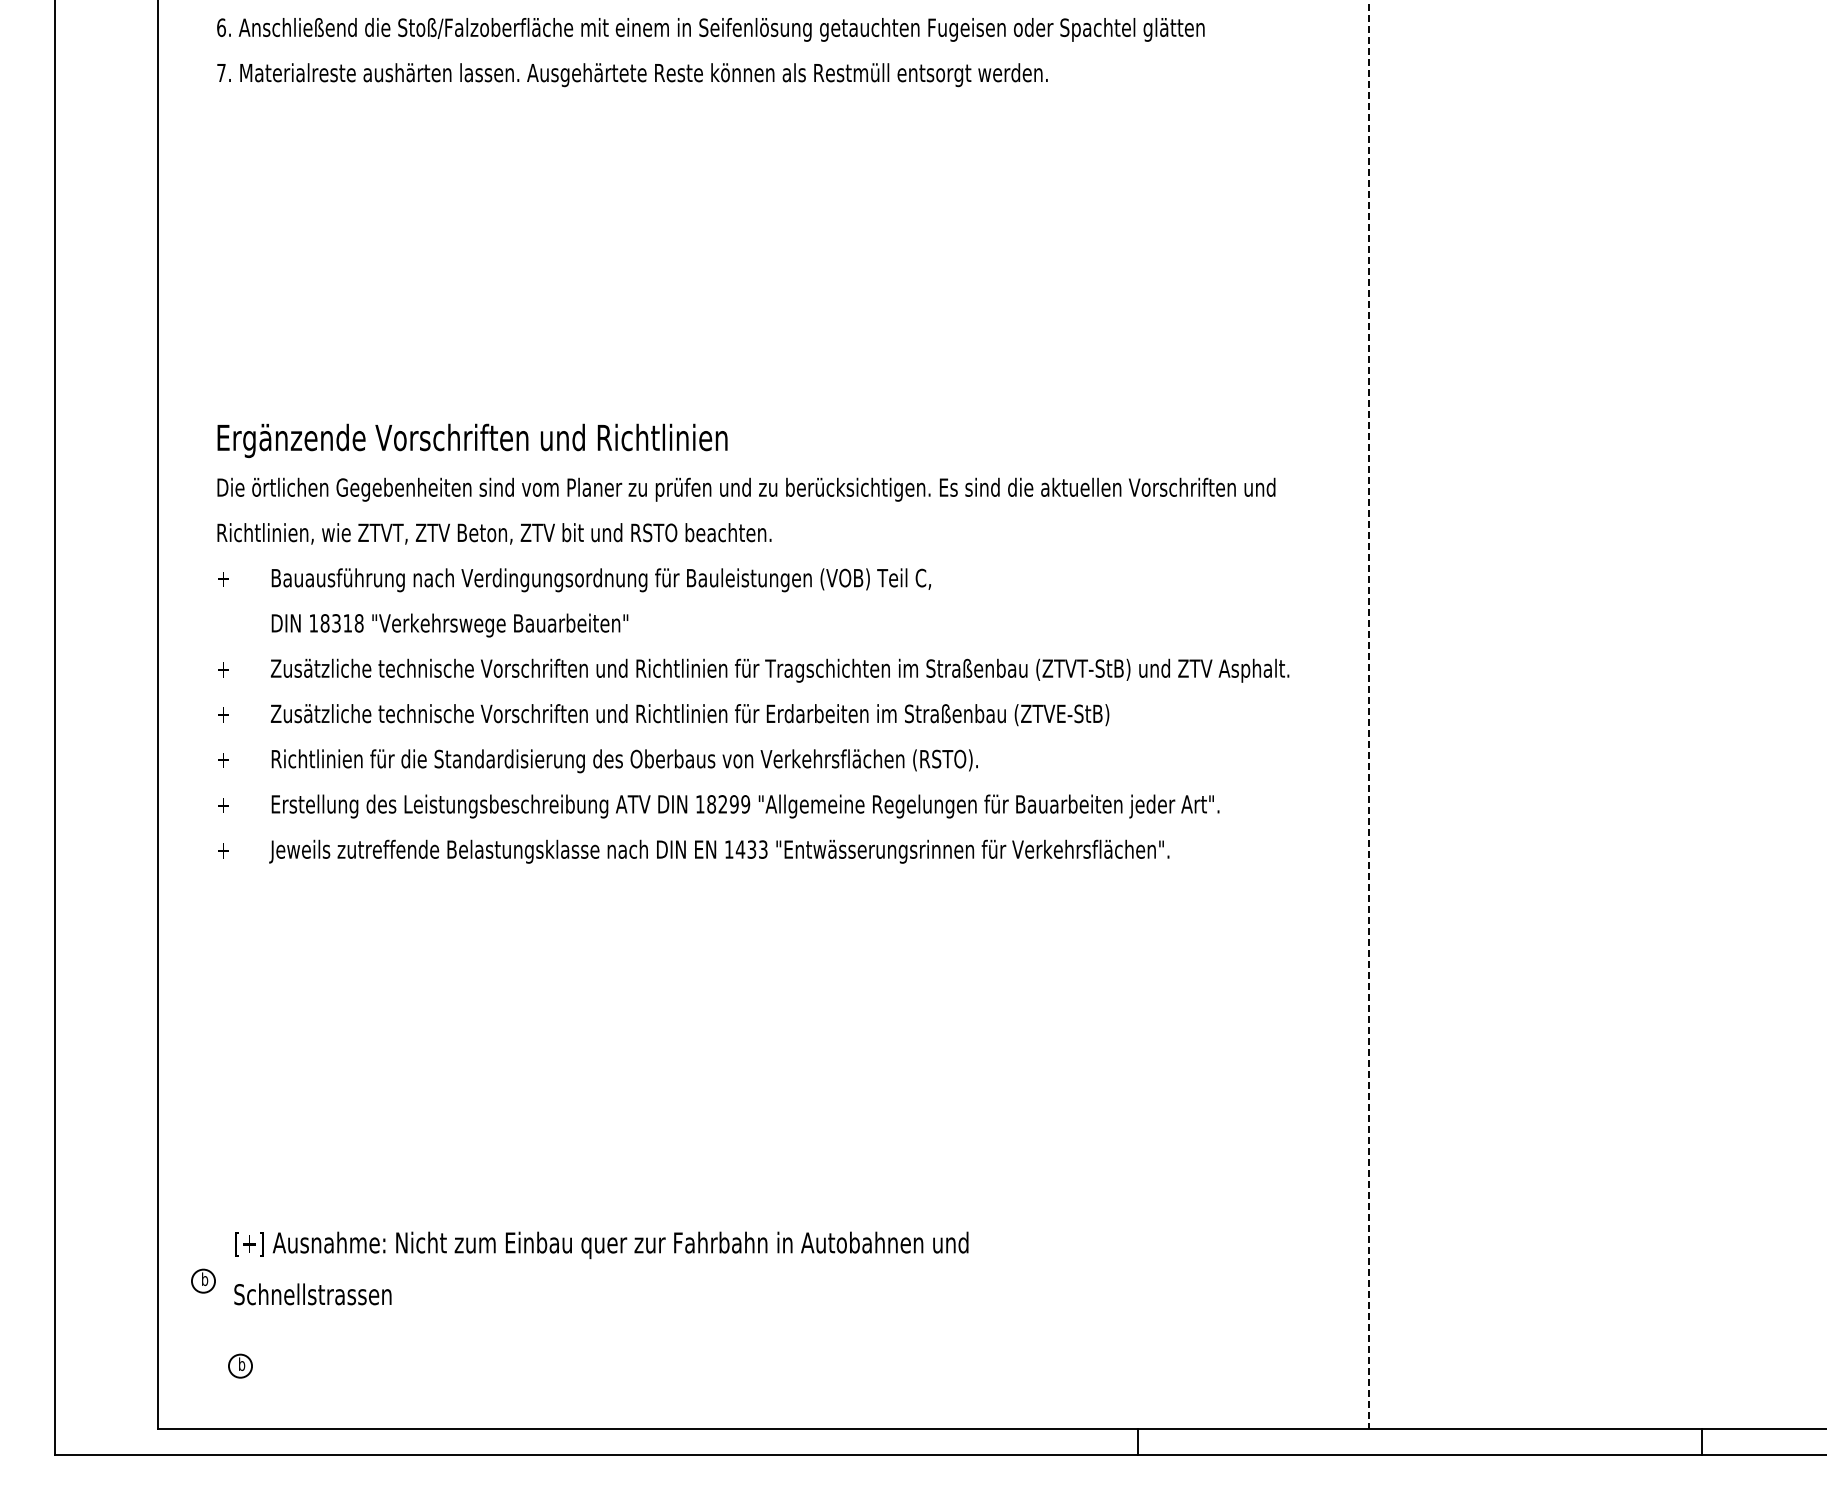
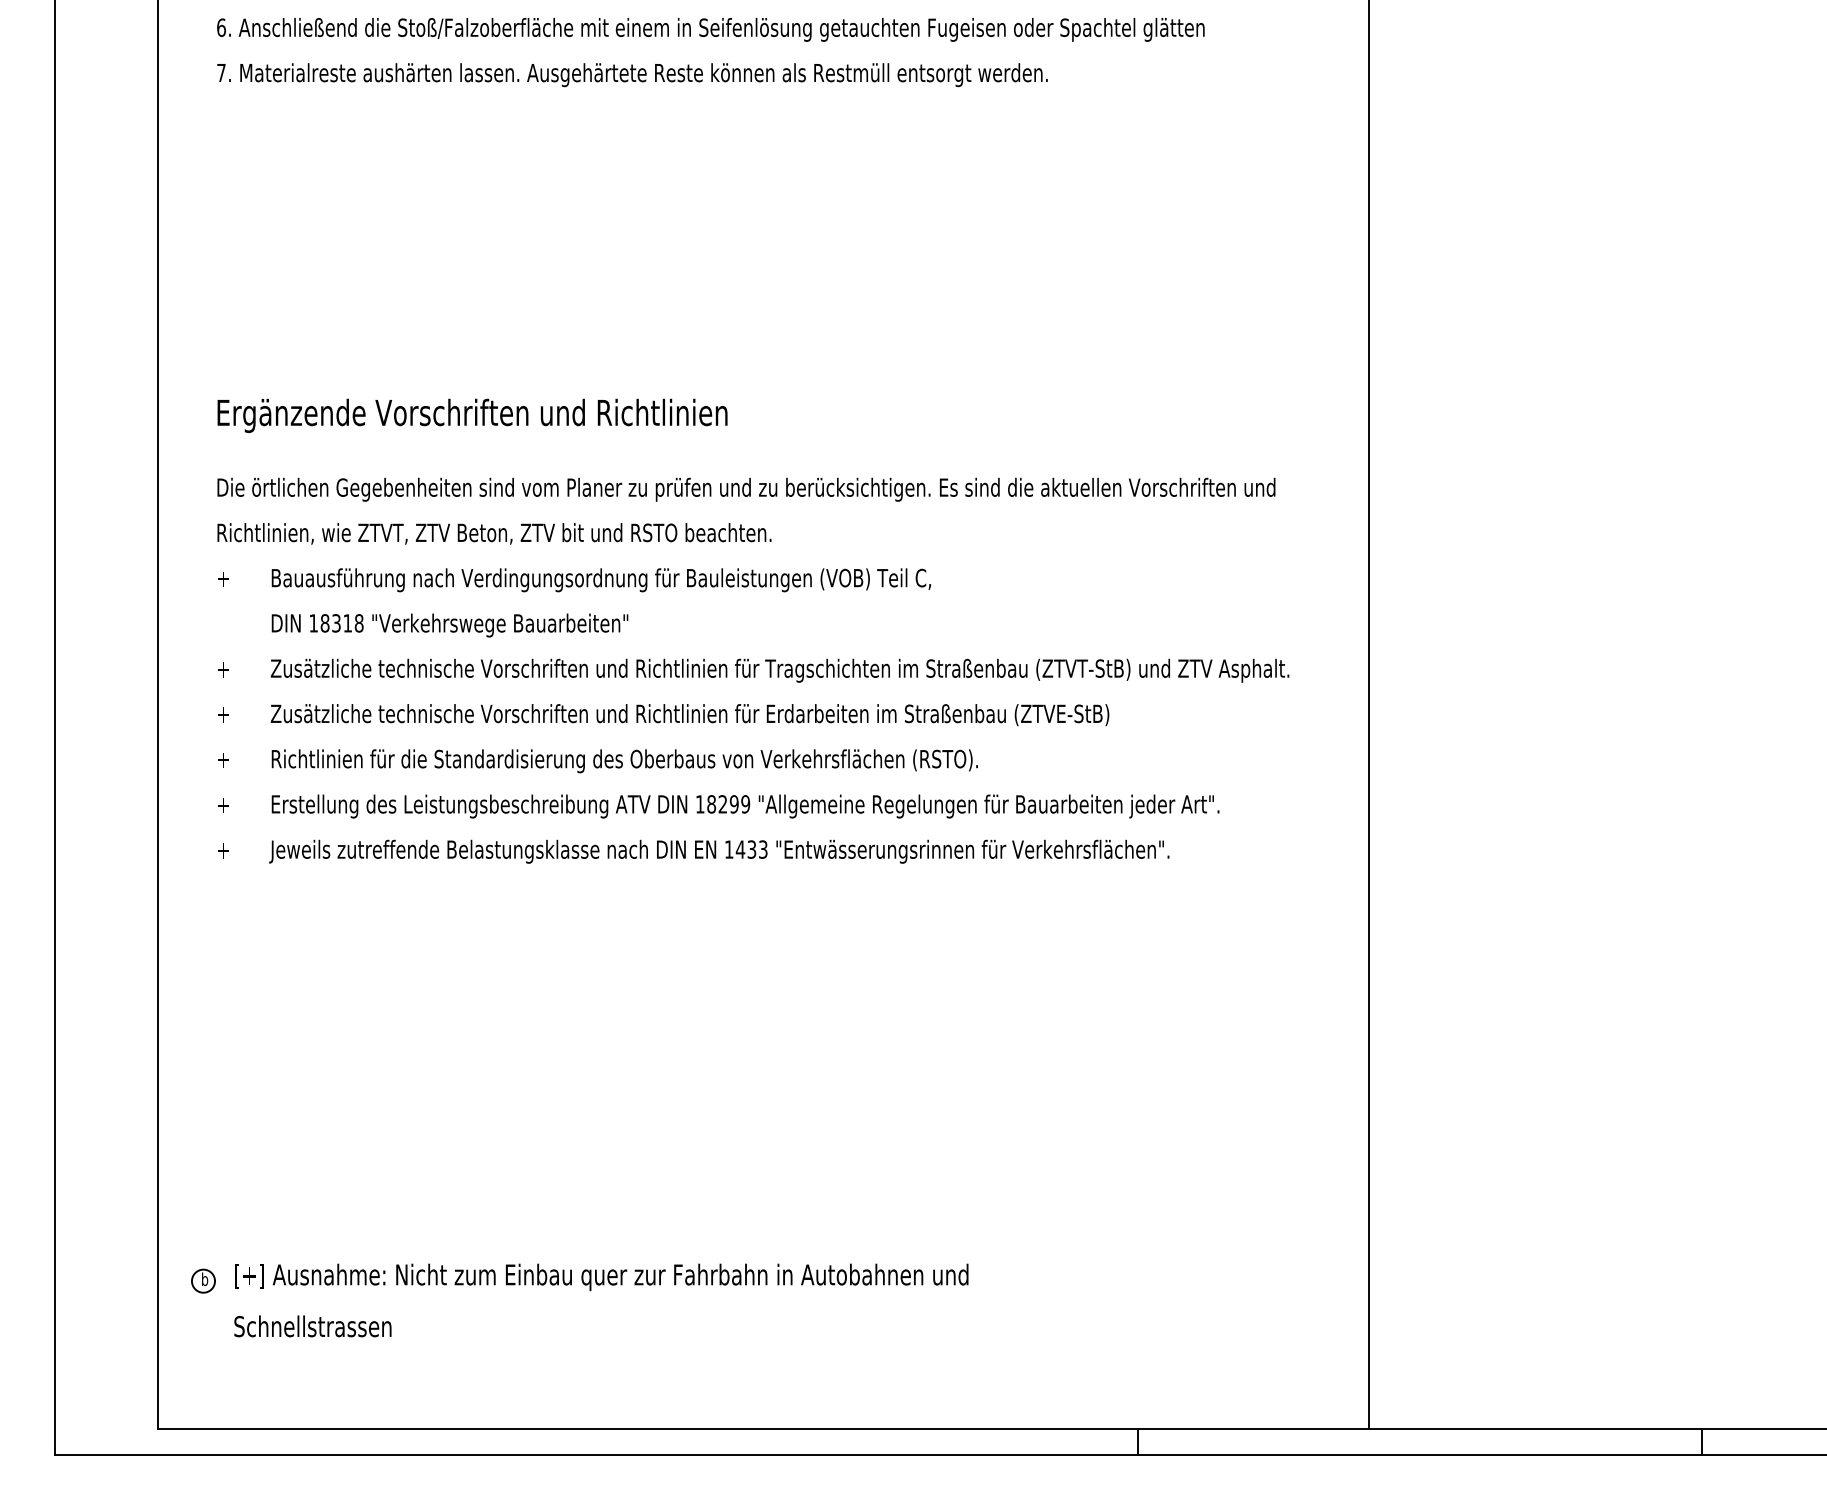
text position: (472, 440) -> (472, 415) (472, 415)
line: dashed -> solid (1369, 715)
text position: (601, 1268) -> (601, 1300) (601, 1300)
part: present -> none (240, 1365)
